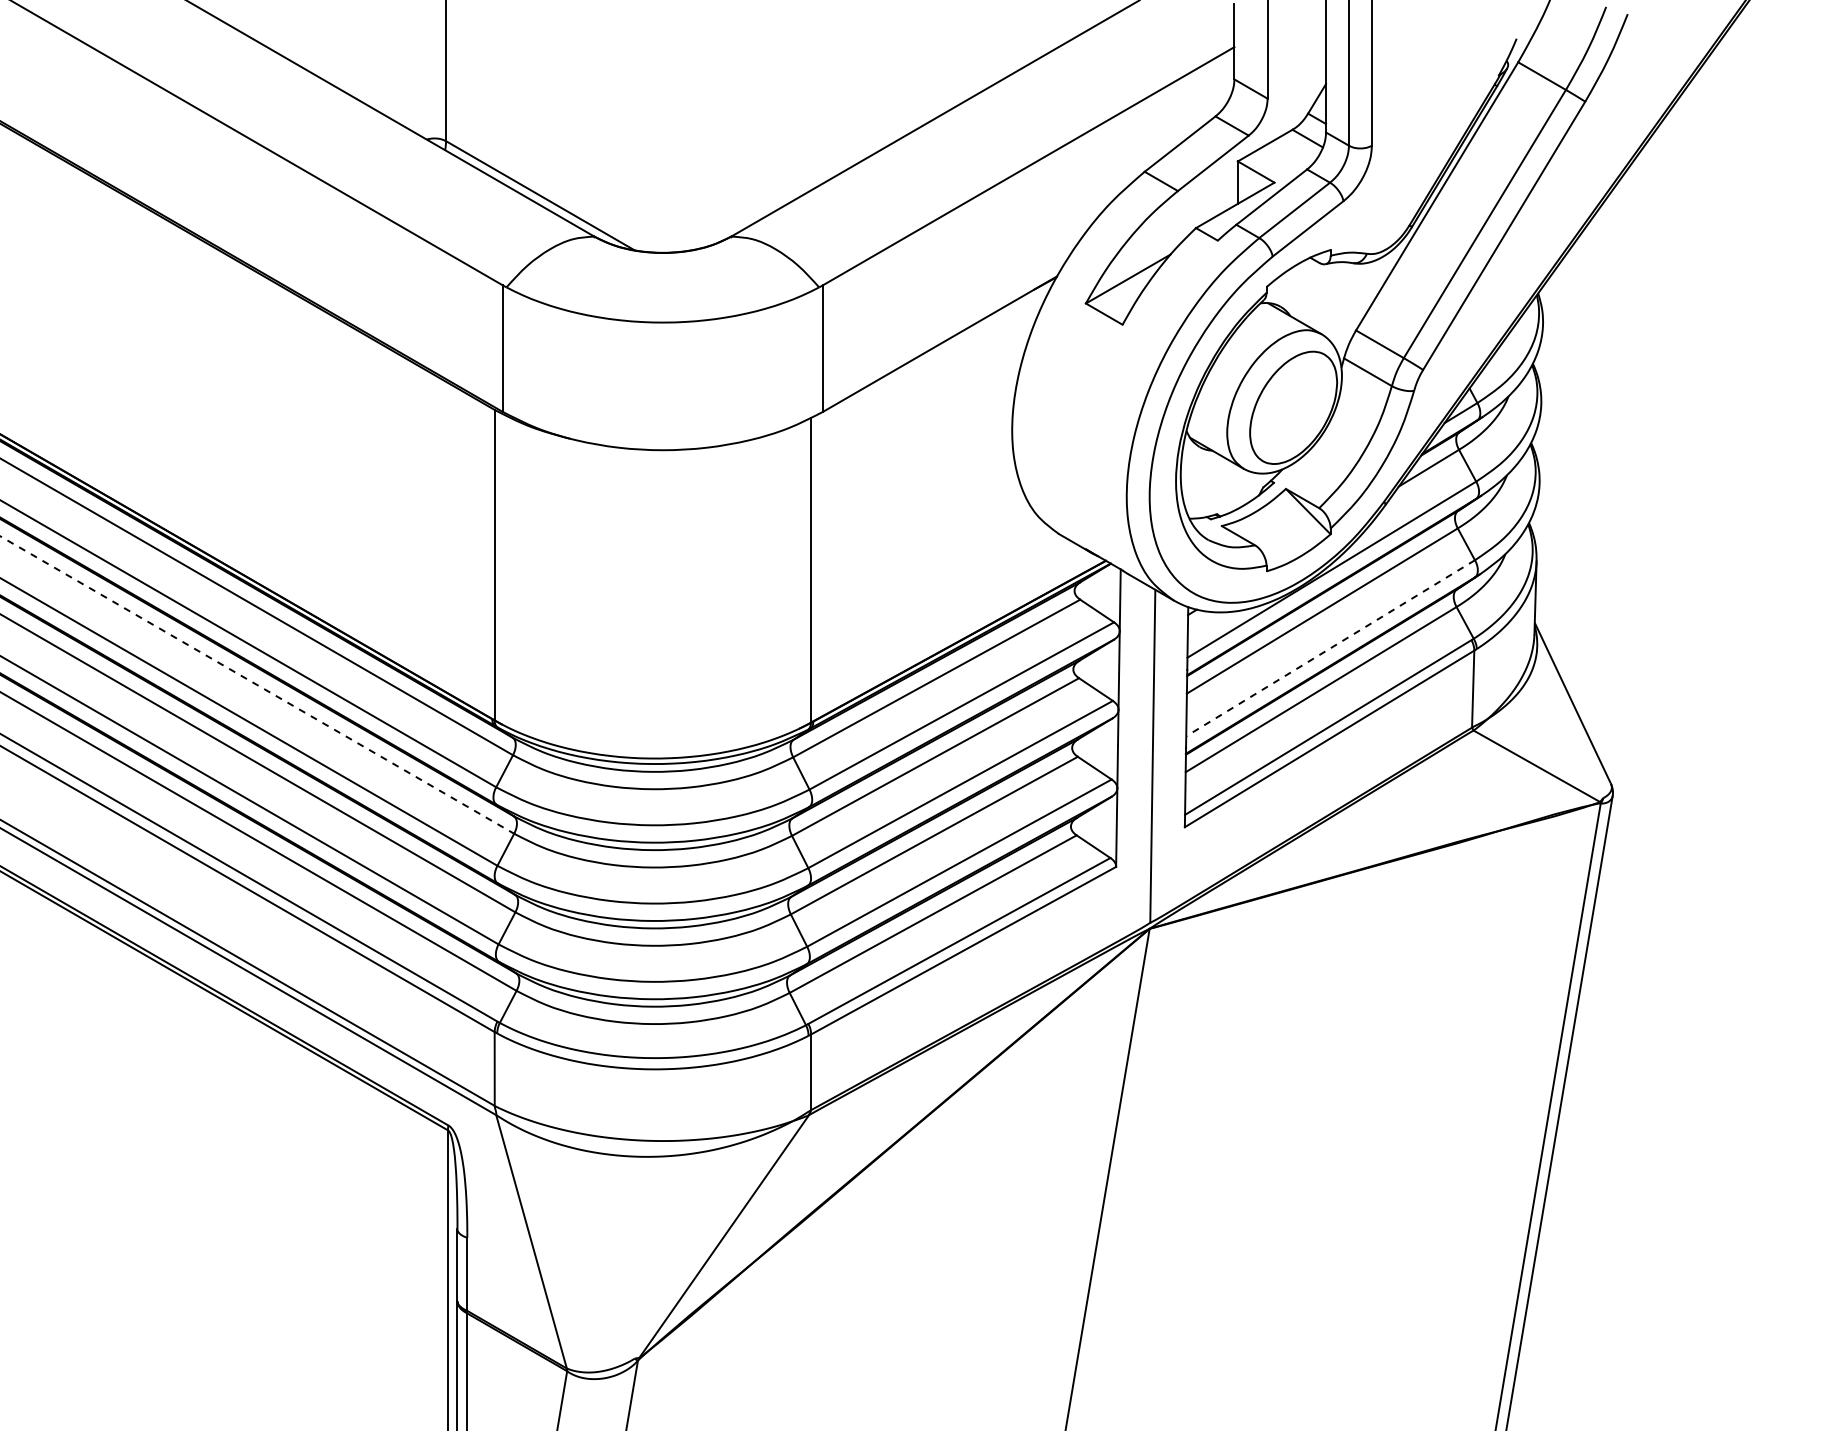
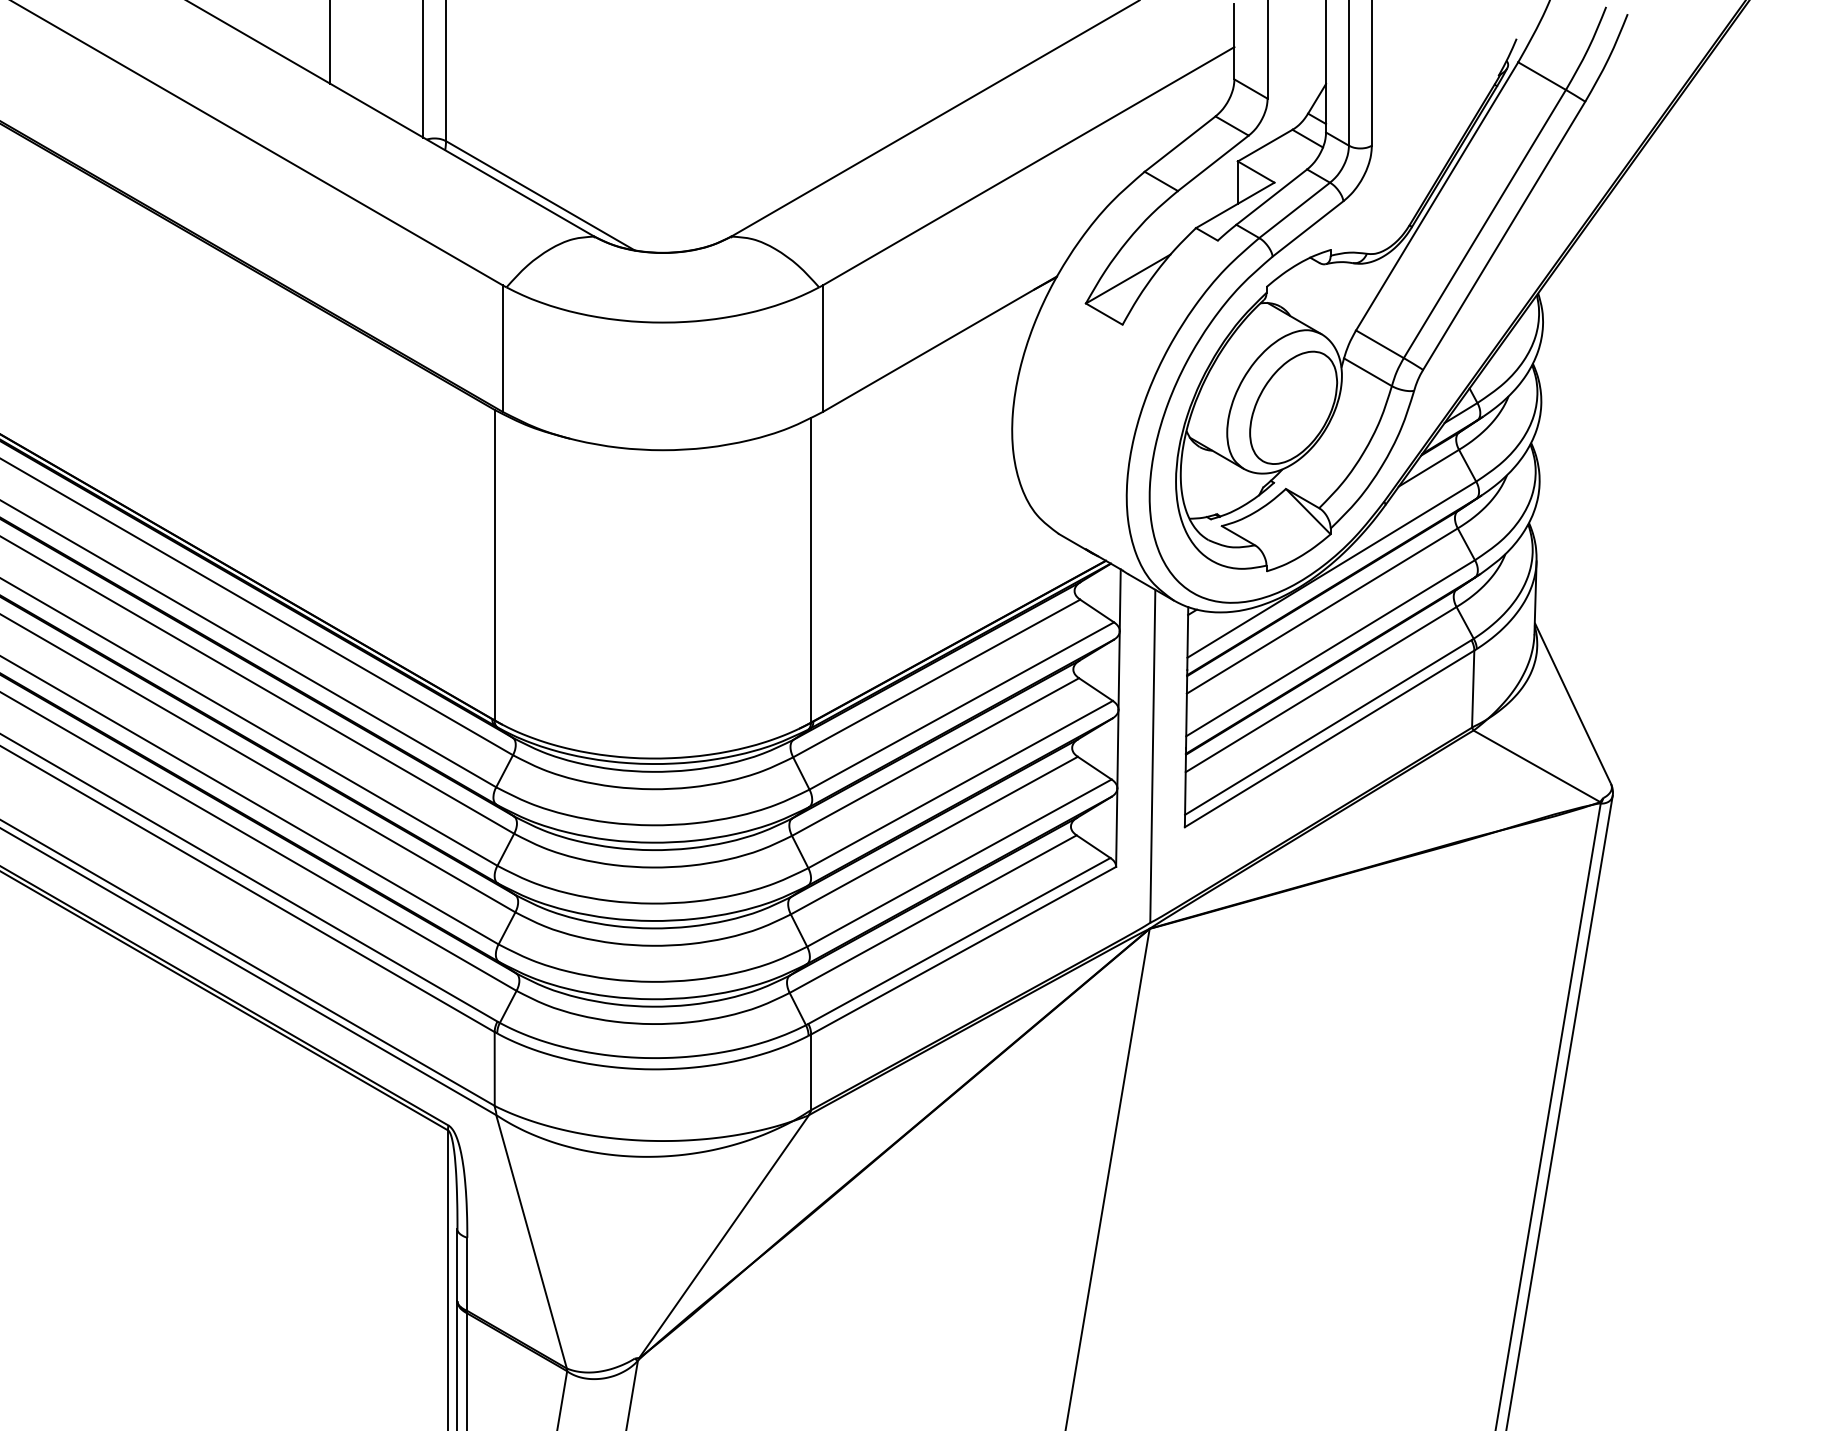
line: none -> present (330, 42)
line: none -> present (423, 69)
line: dashed -> solid (1330, 648)
line: dashed -> solid (257, 685)
